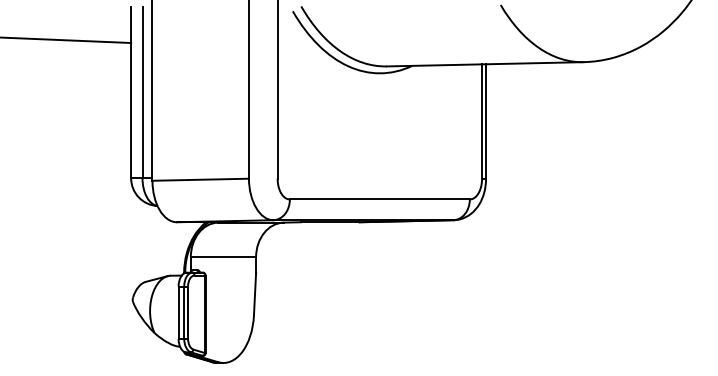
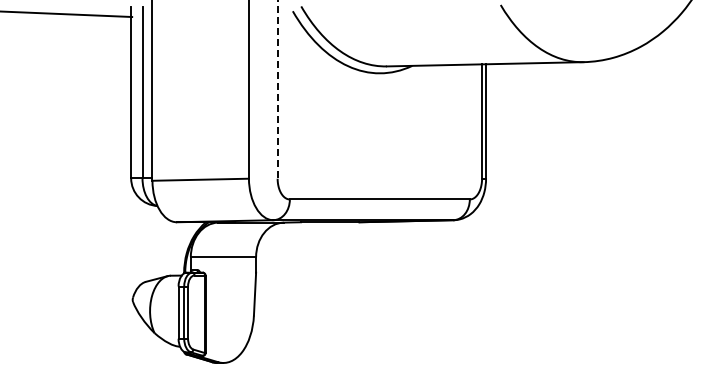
line position: (66, 40) -> (67, 14) (67, 14)
line: solid -> dashed (277, 89)
